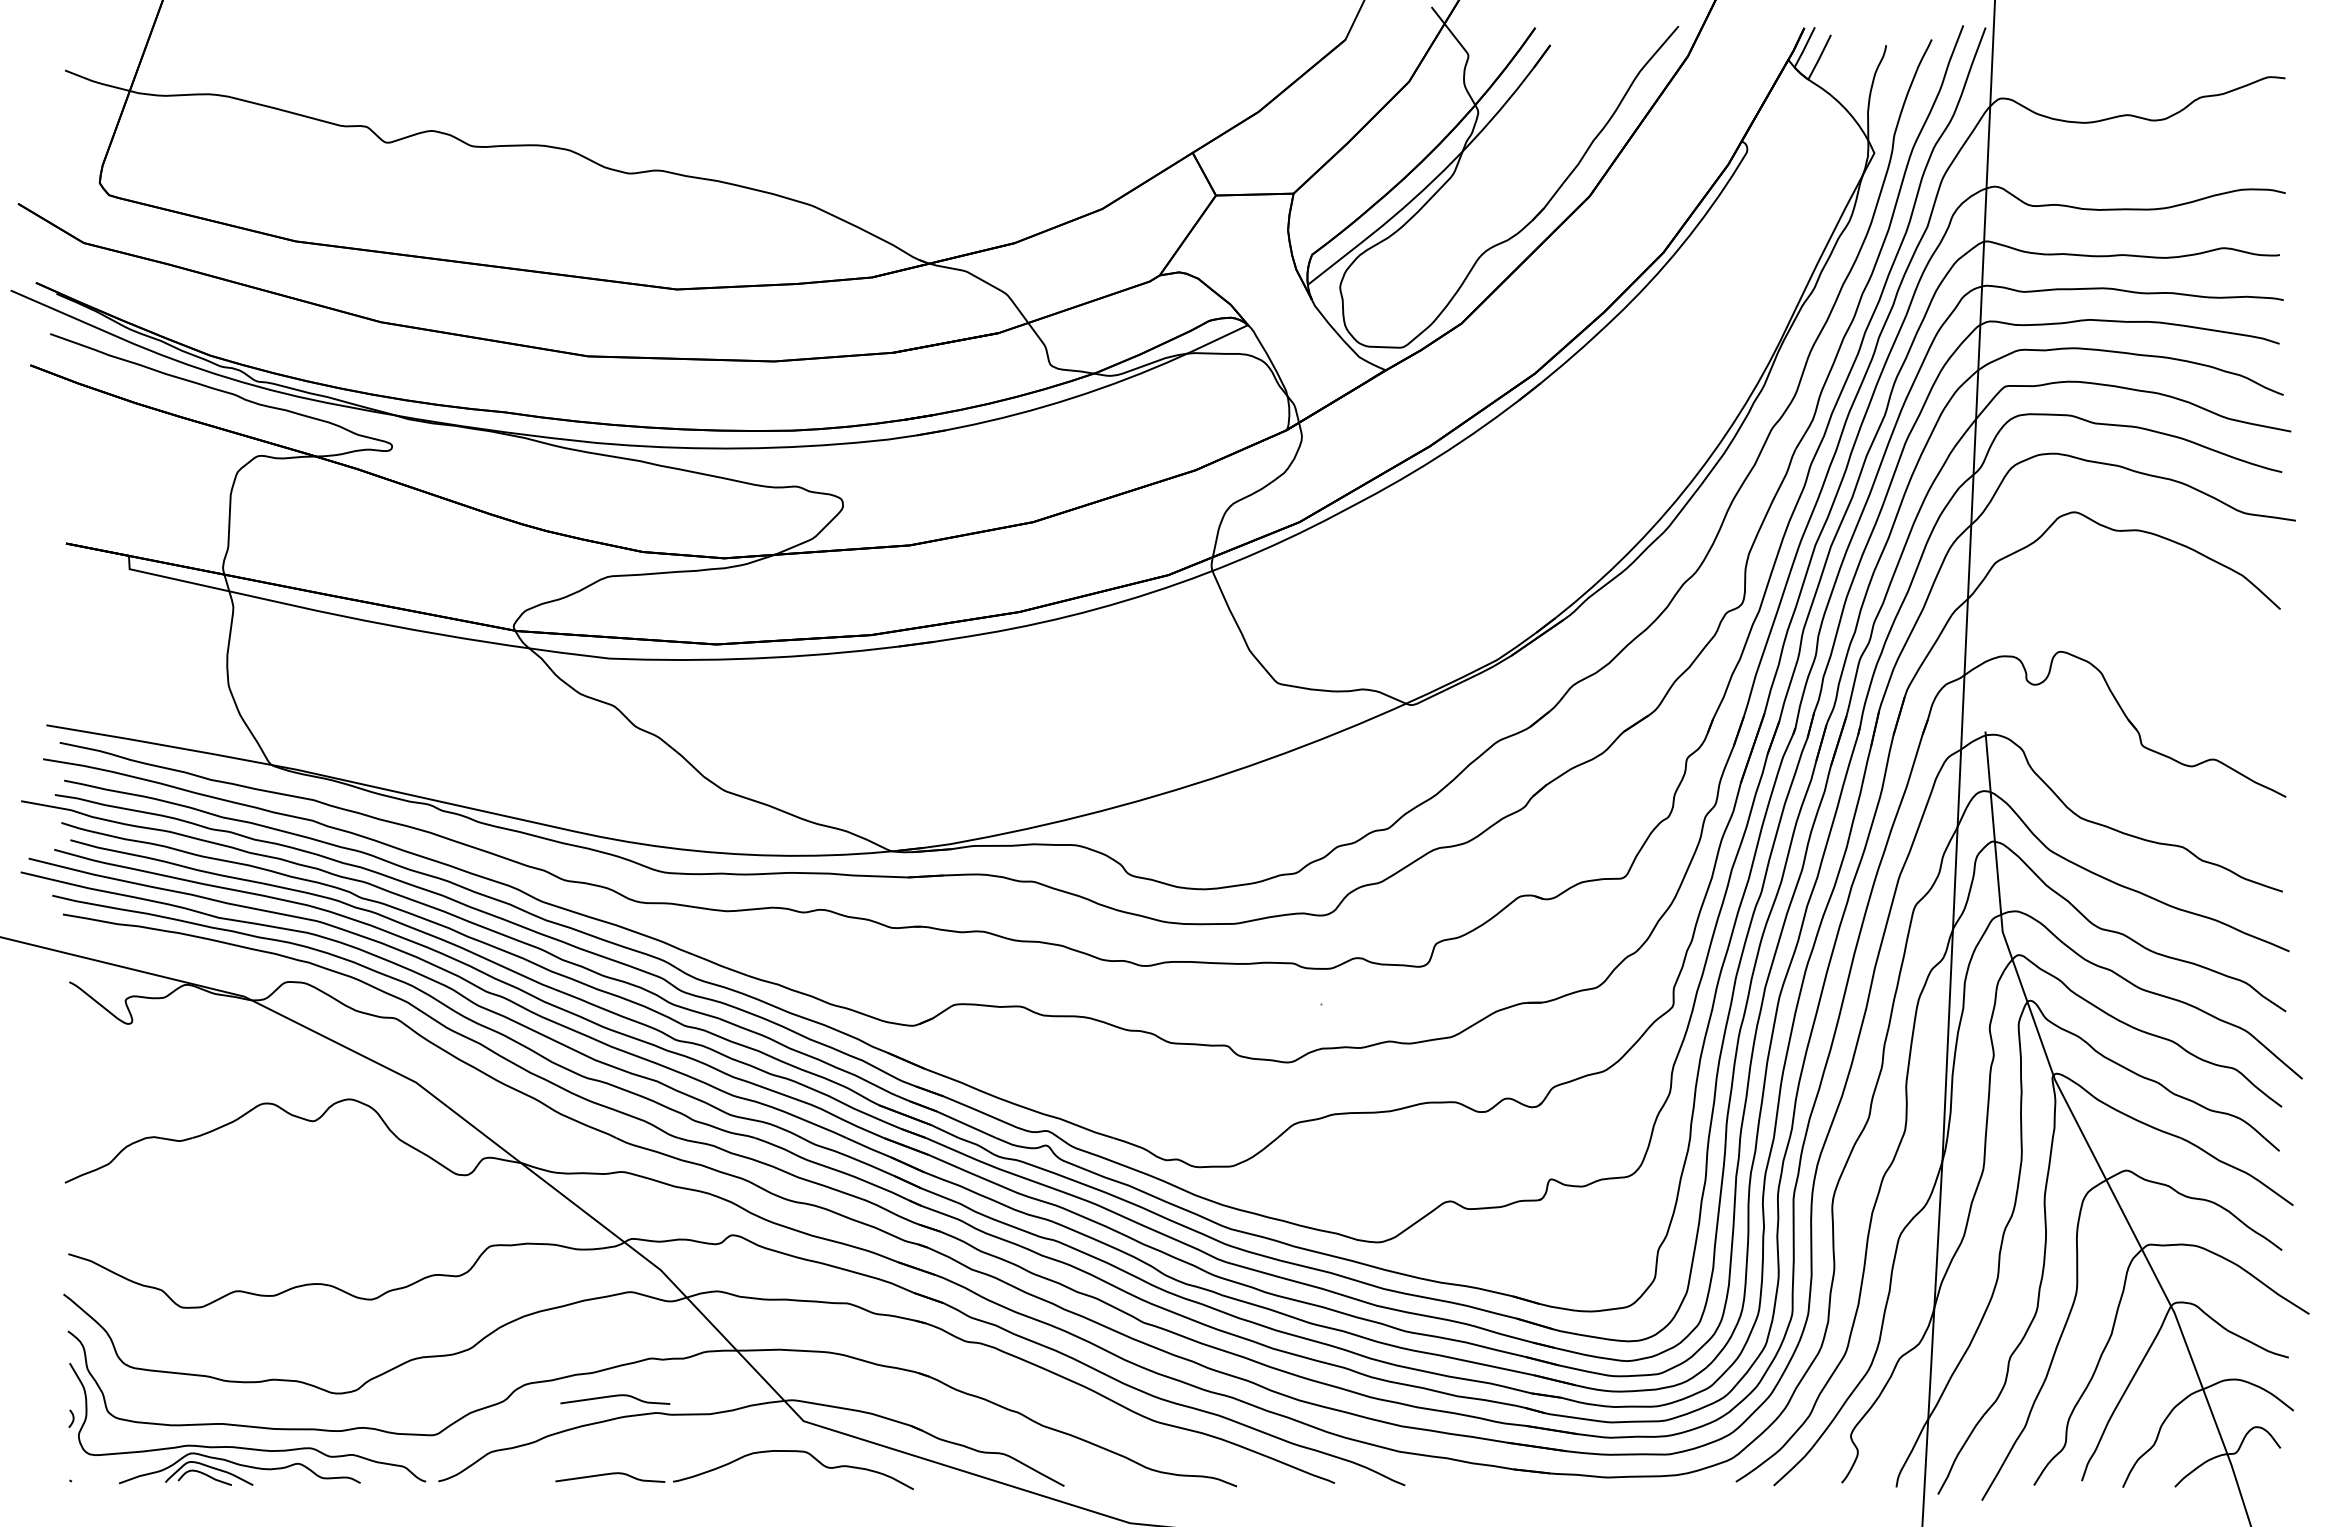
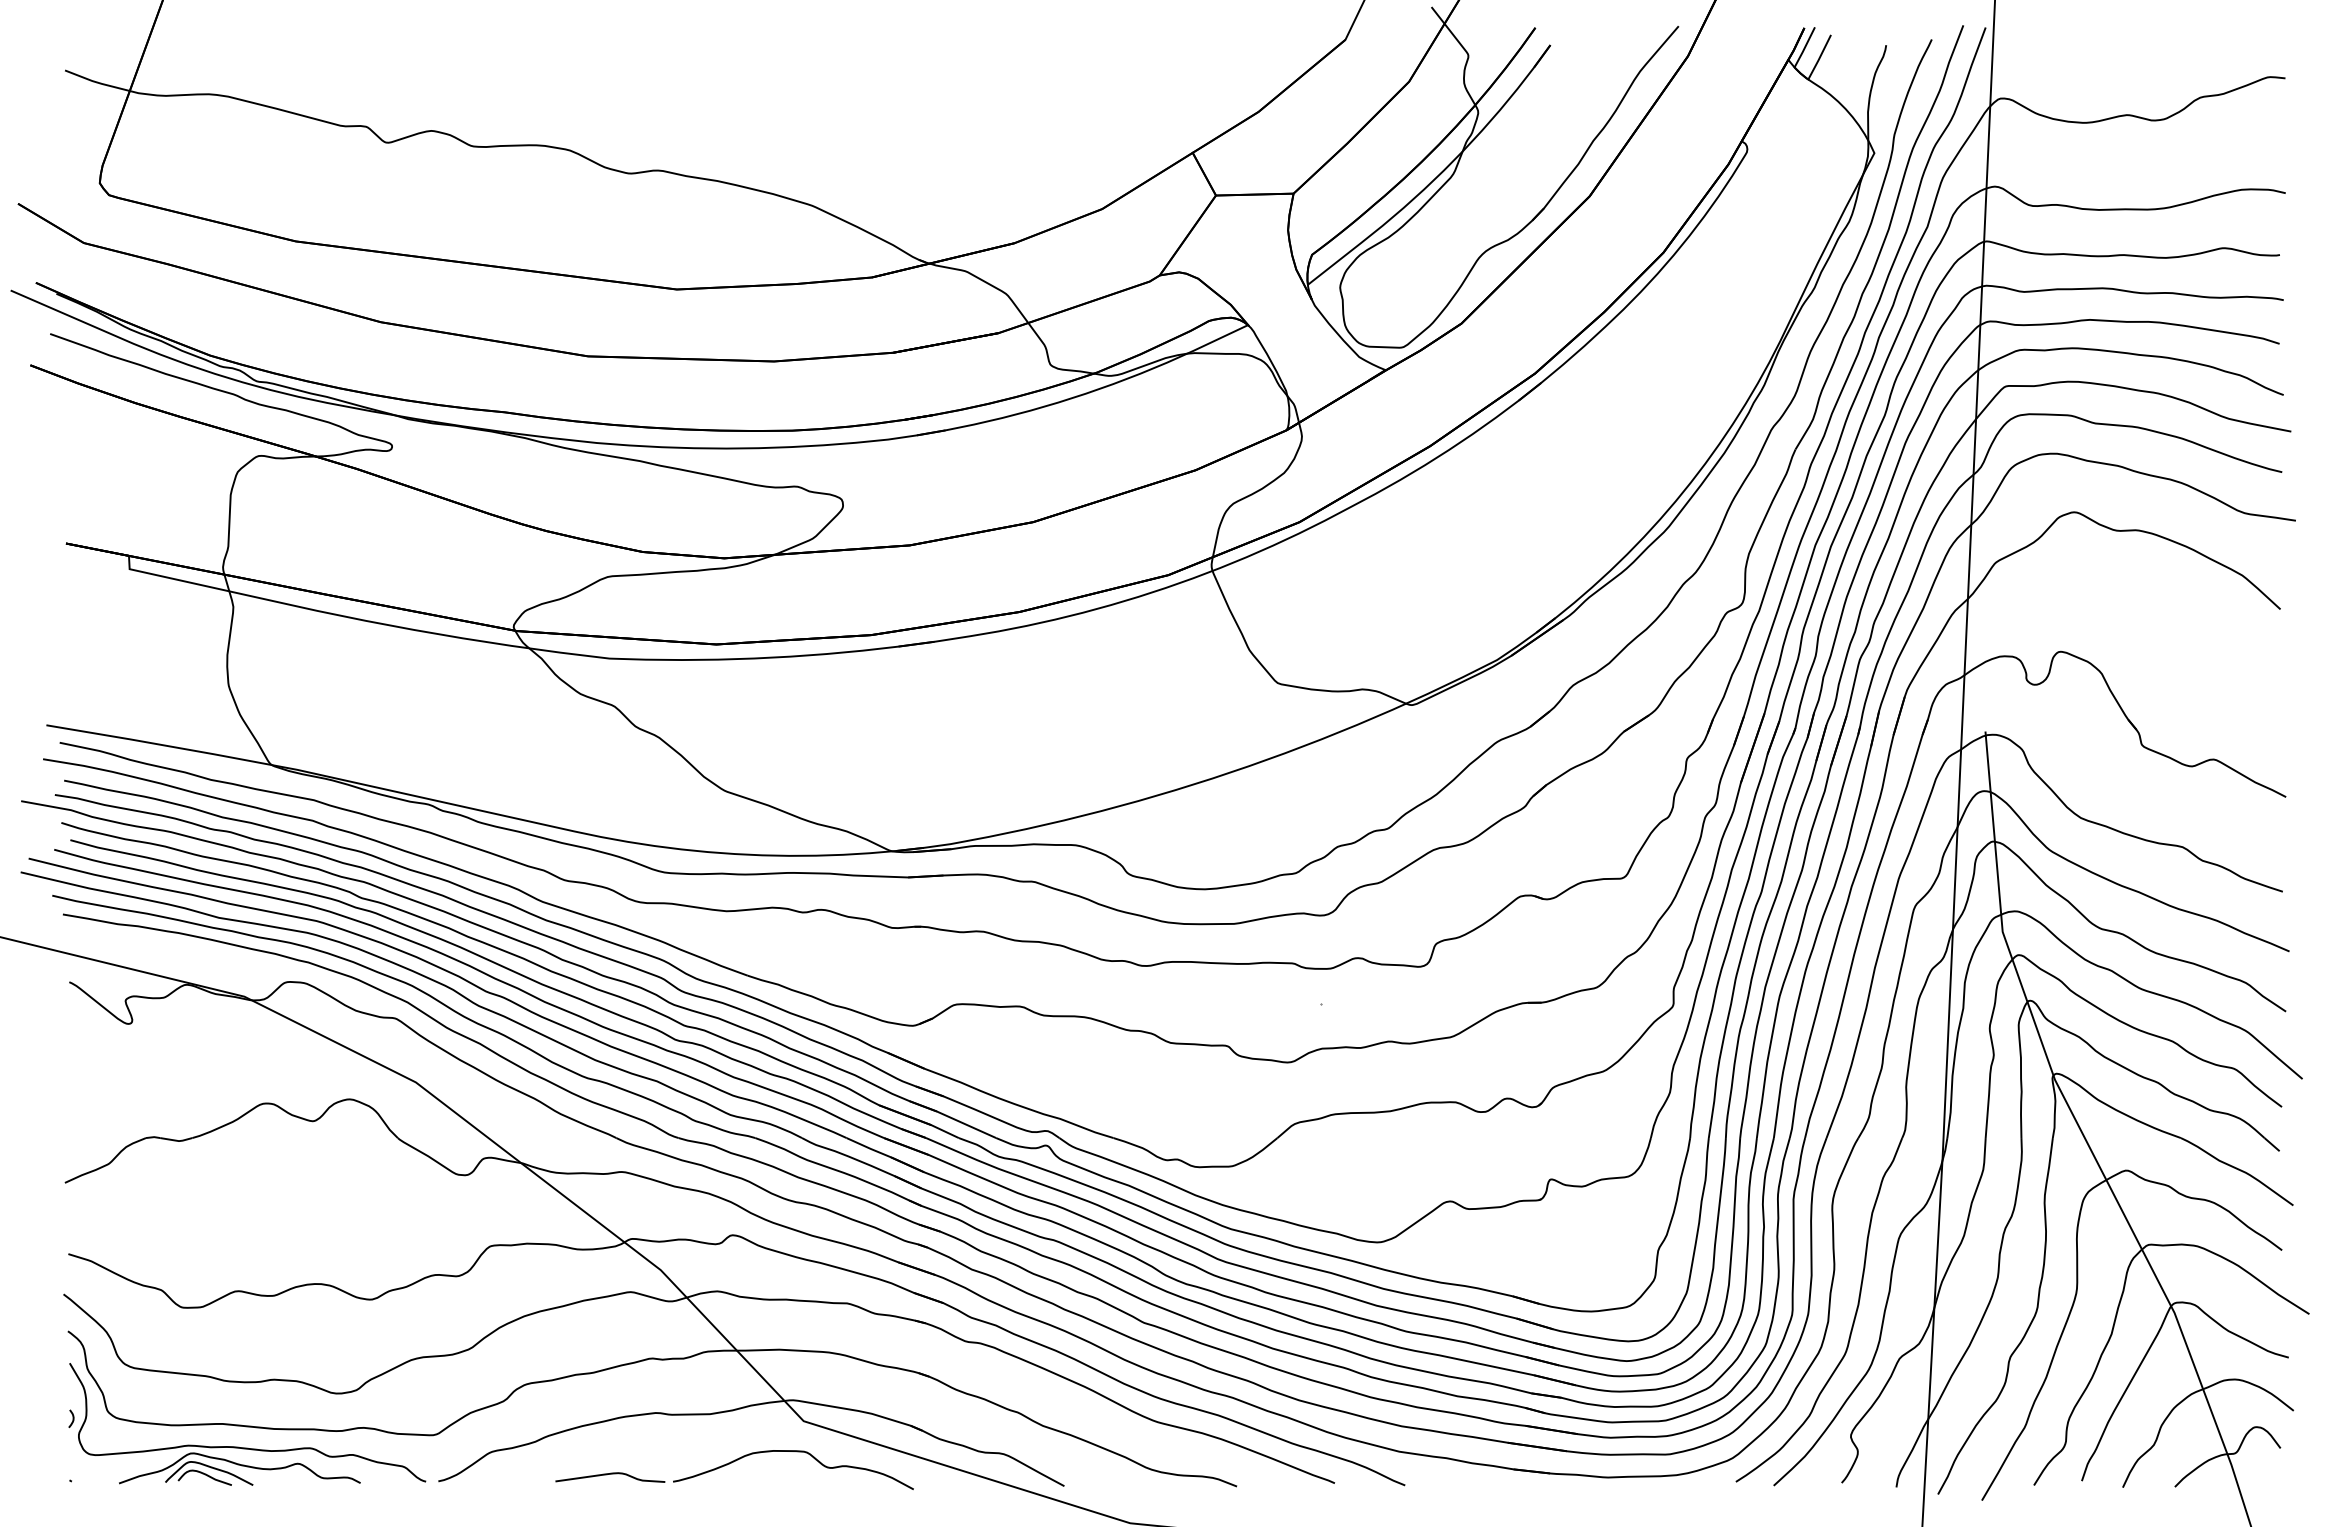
curve: present -> none (615, 1396)
